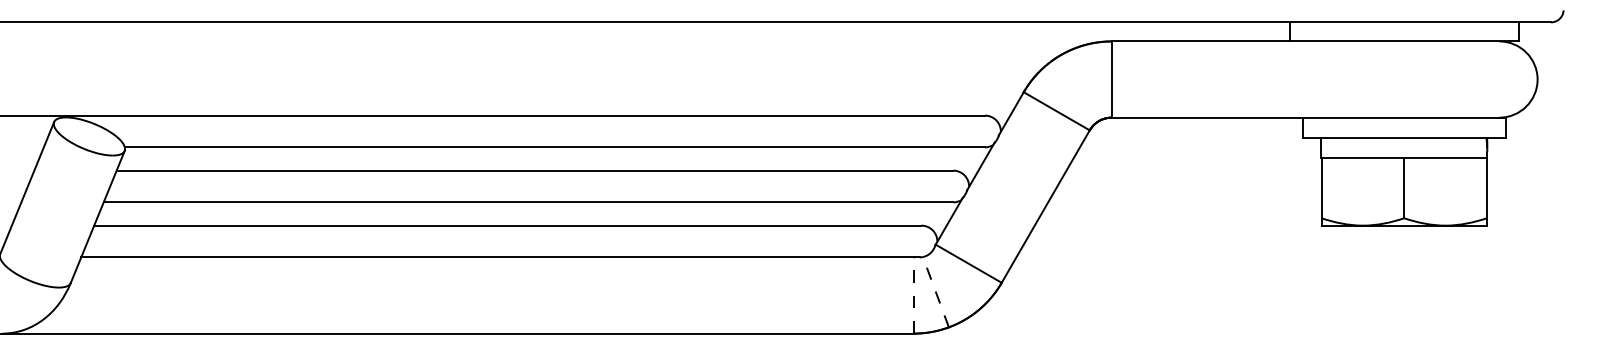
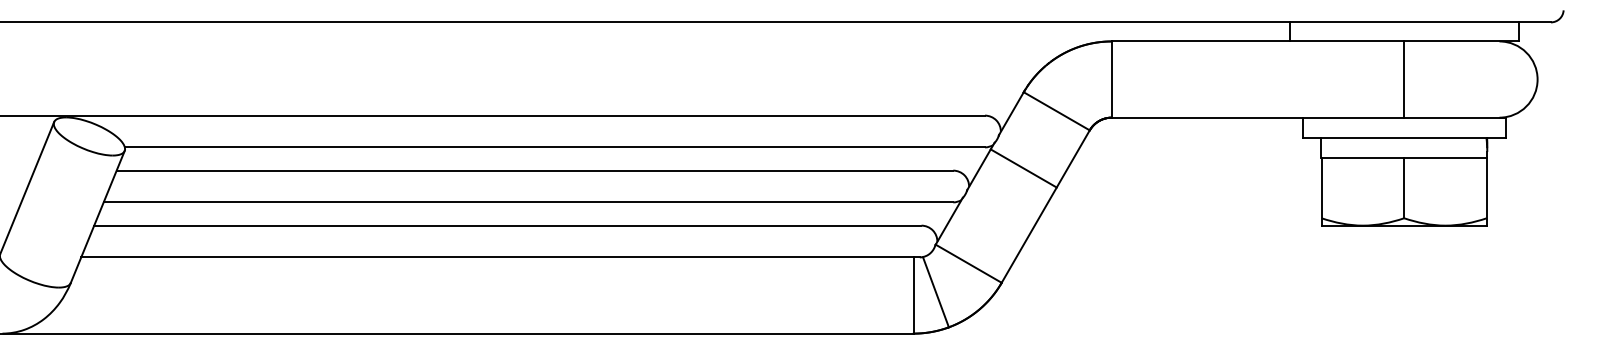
line: none -> present (1404, 79)
line: none -> present (1023, 168)
line: dashed -> solid (935, 291)
line: dashed -> solid (913, 295)
